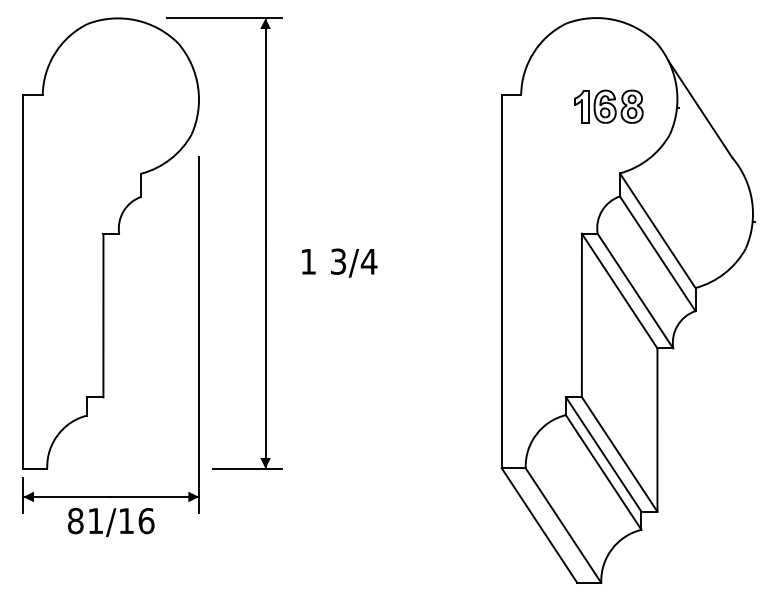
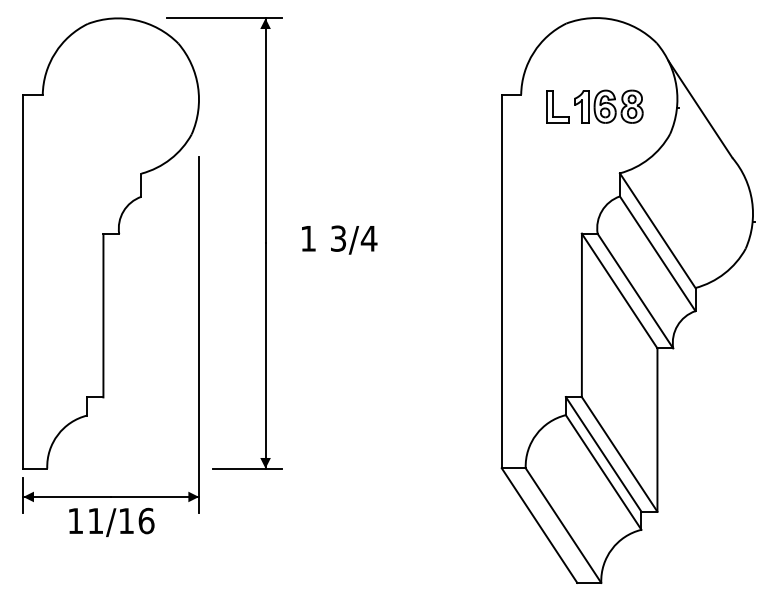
part: none -> present (557, 106)
text position: (339, 262) -> (339, 239) (339, 239)
text: 81/16 -> 11/16 (75, 520)
